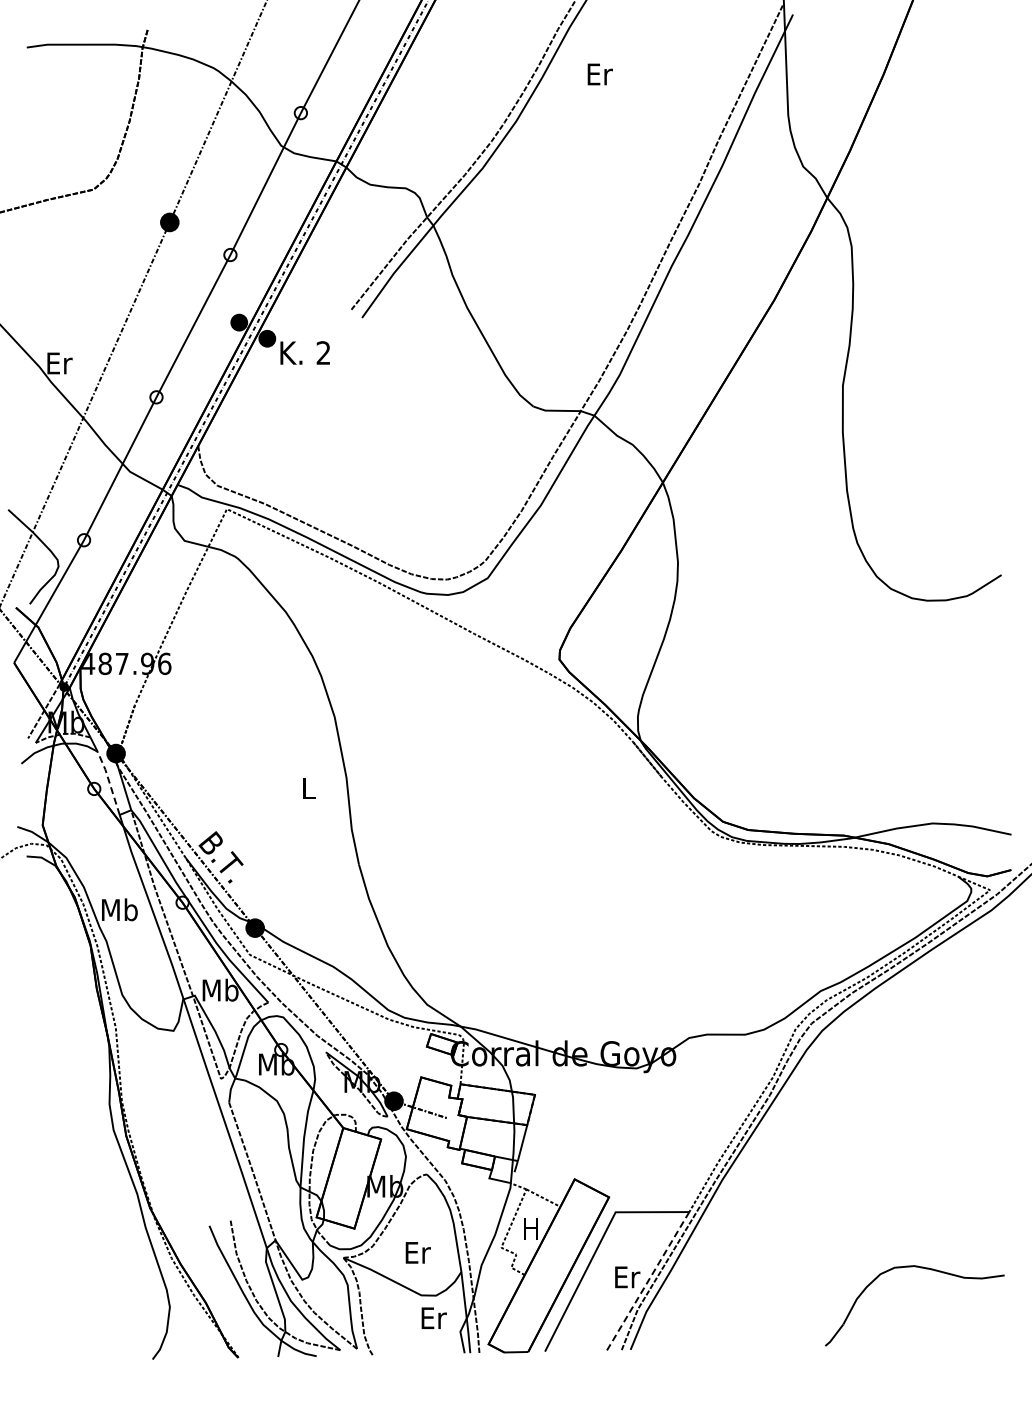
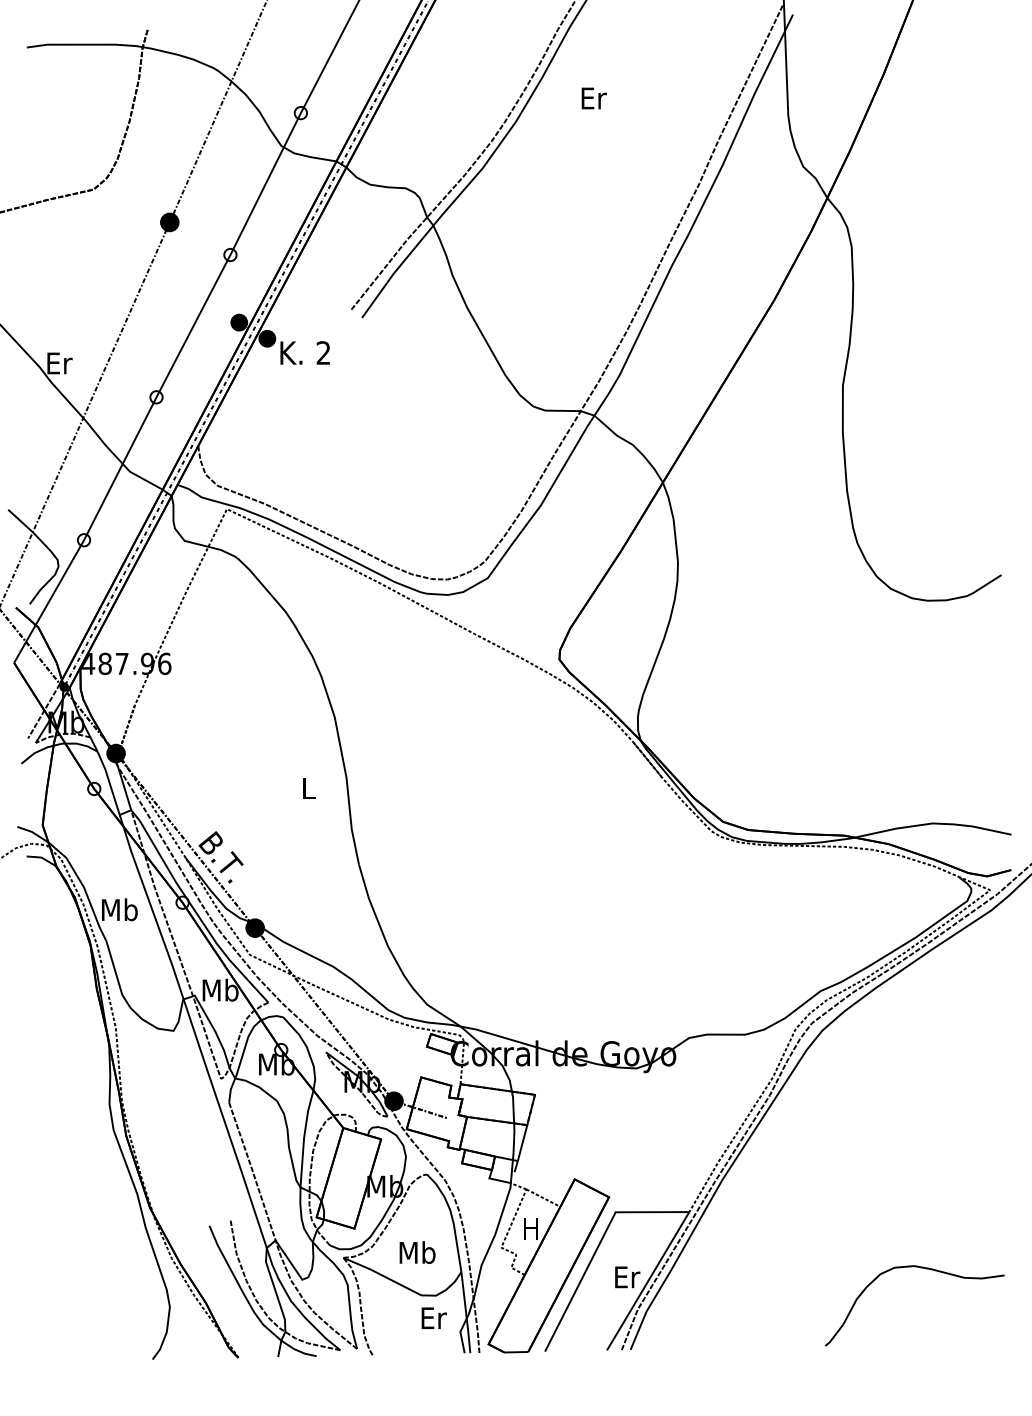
text position: (599, 74) -> (593, 98) (593, 98)
line: dashed -> solid (109, 781)
text: Er -> Mb (417, 1252)
line: dashed -> solid (647, 1282)
